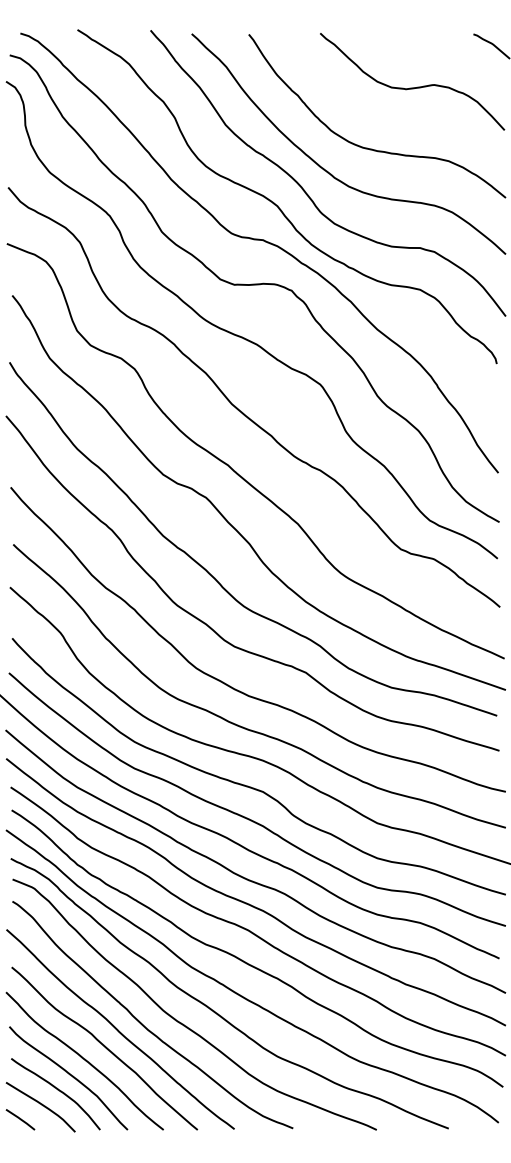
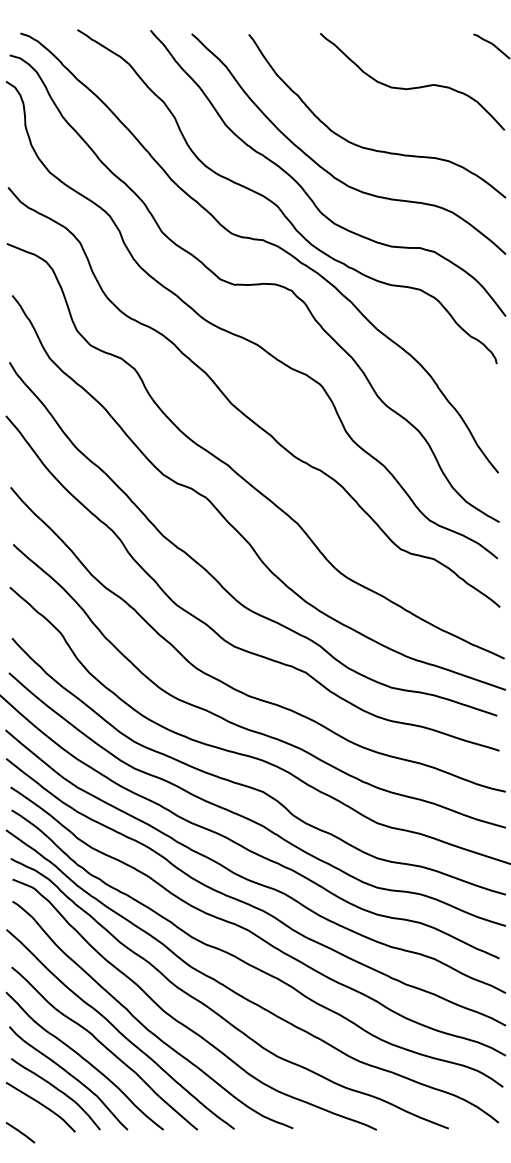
line position: (20, 1119) -> (20, 1132) (20, 1132)
